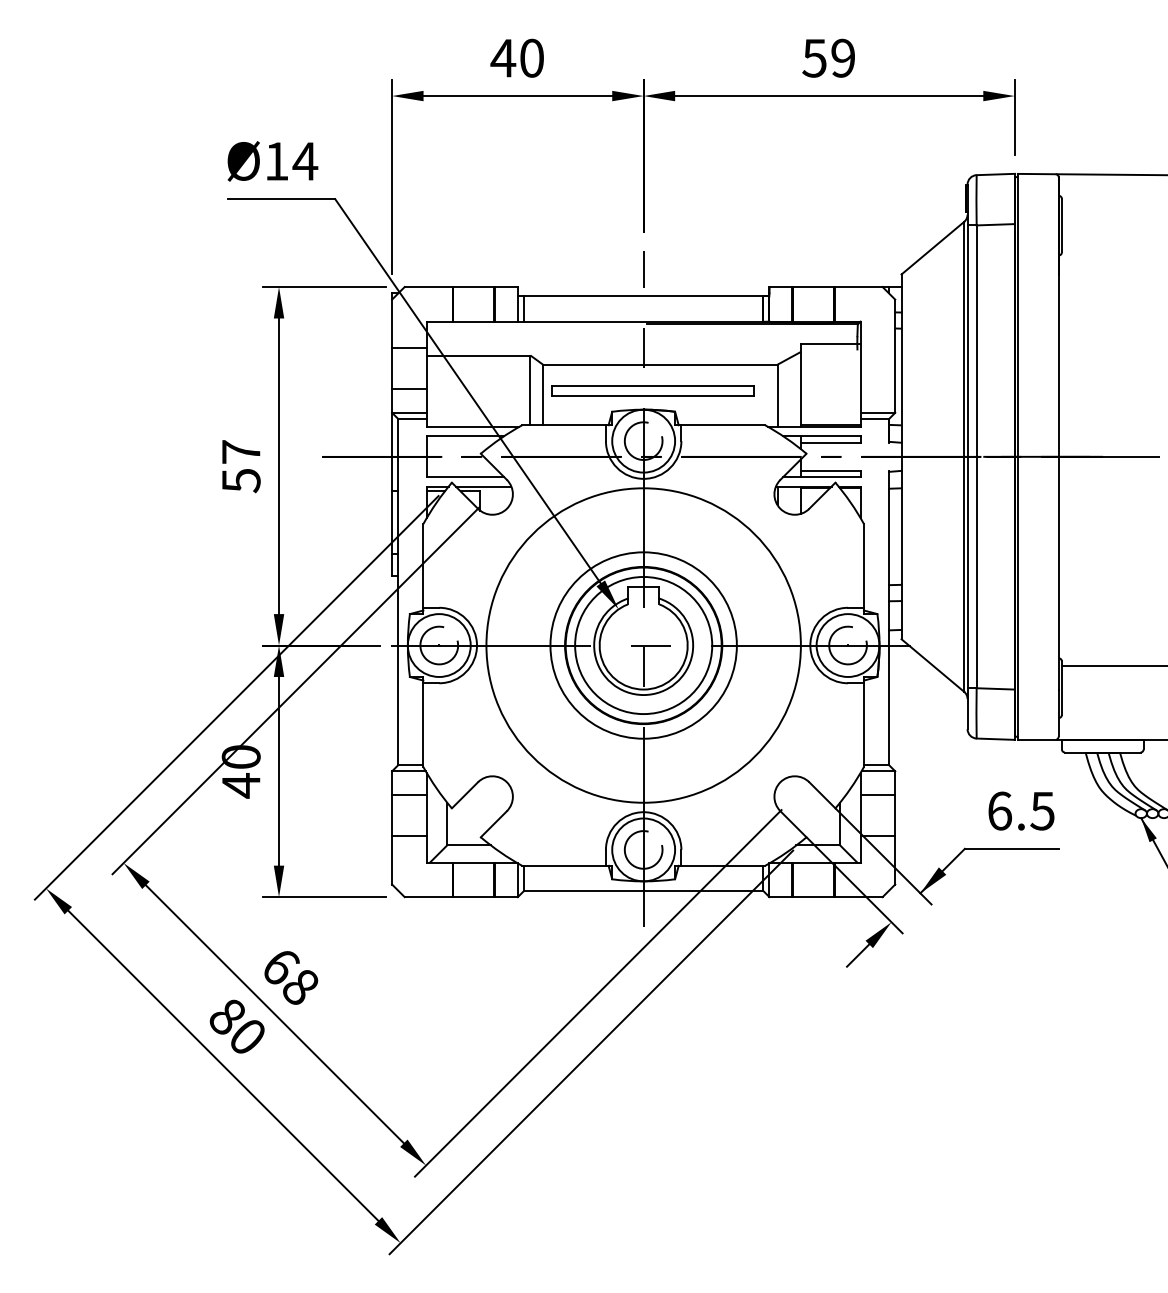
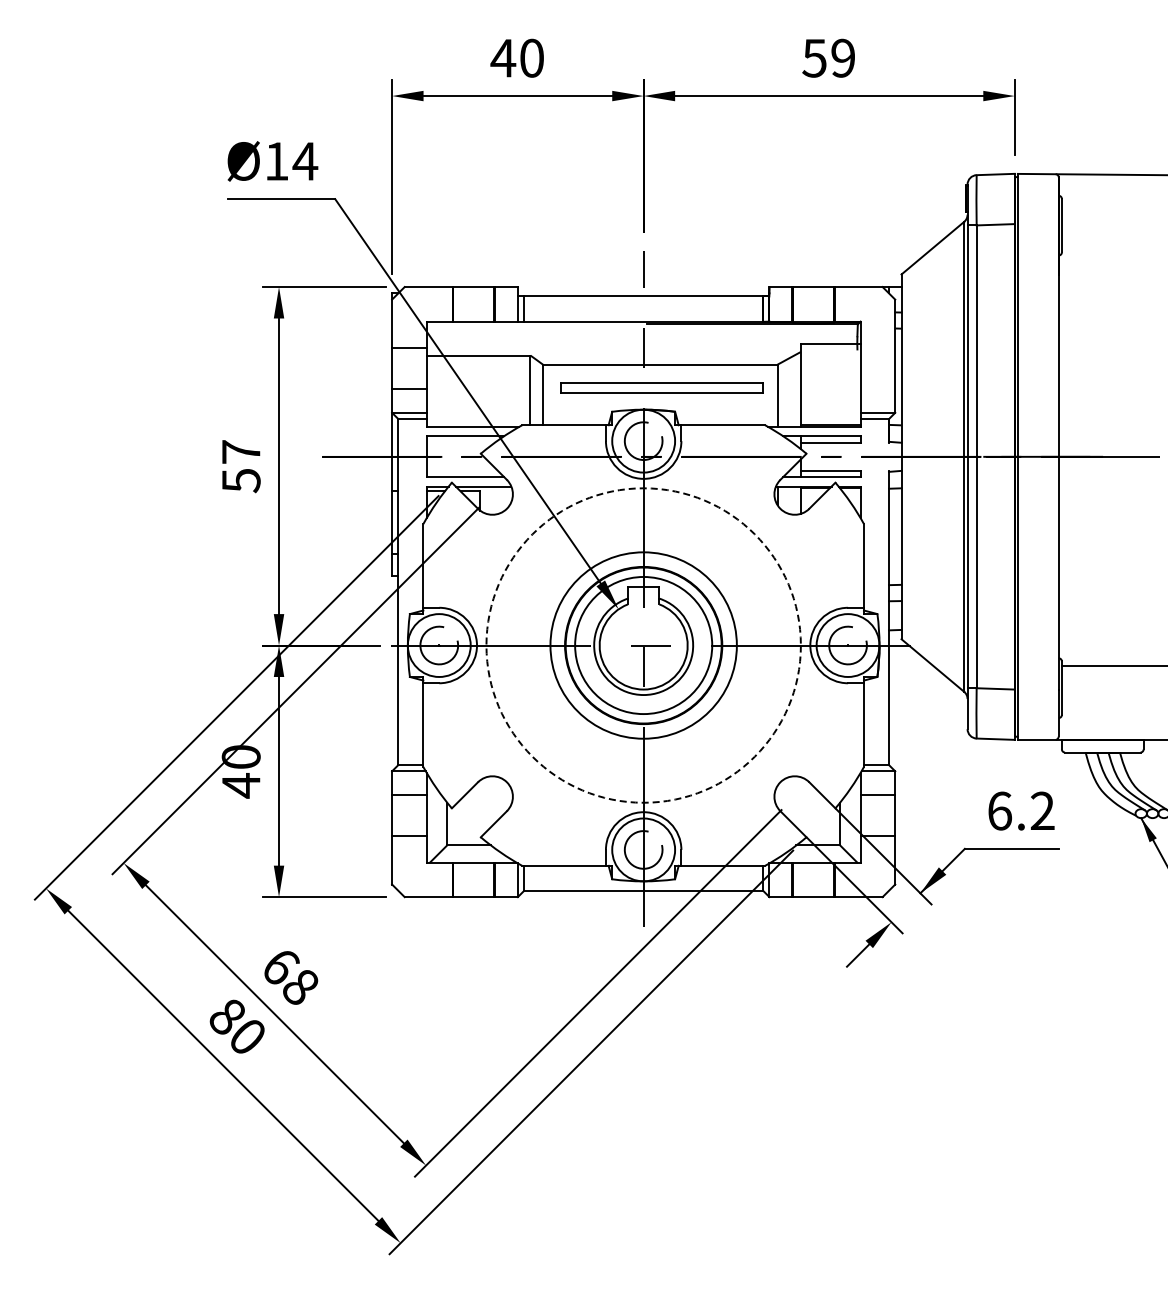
part position: (652, 390) -> (661, 387) (661, 387)
circle: solid -> dashed (643, 645)
text: 6.5 -> 6.2 (1042, 810)
